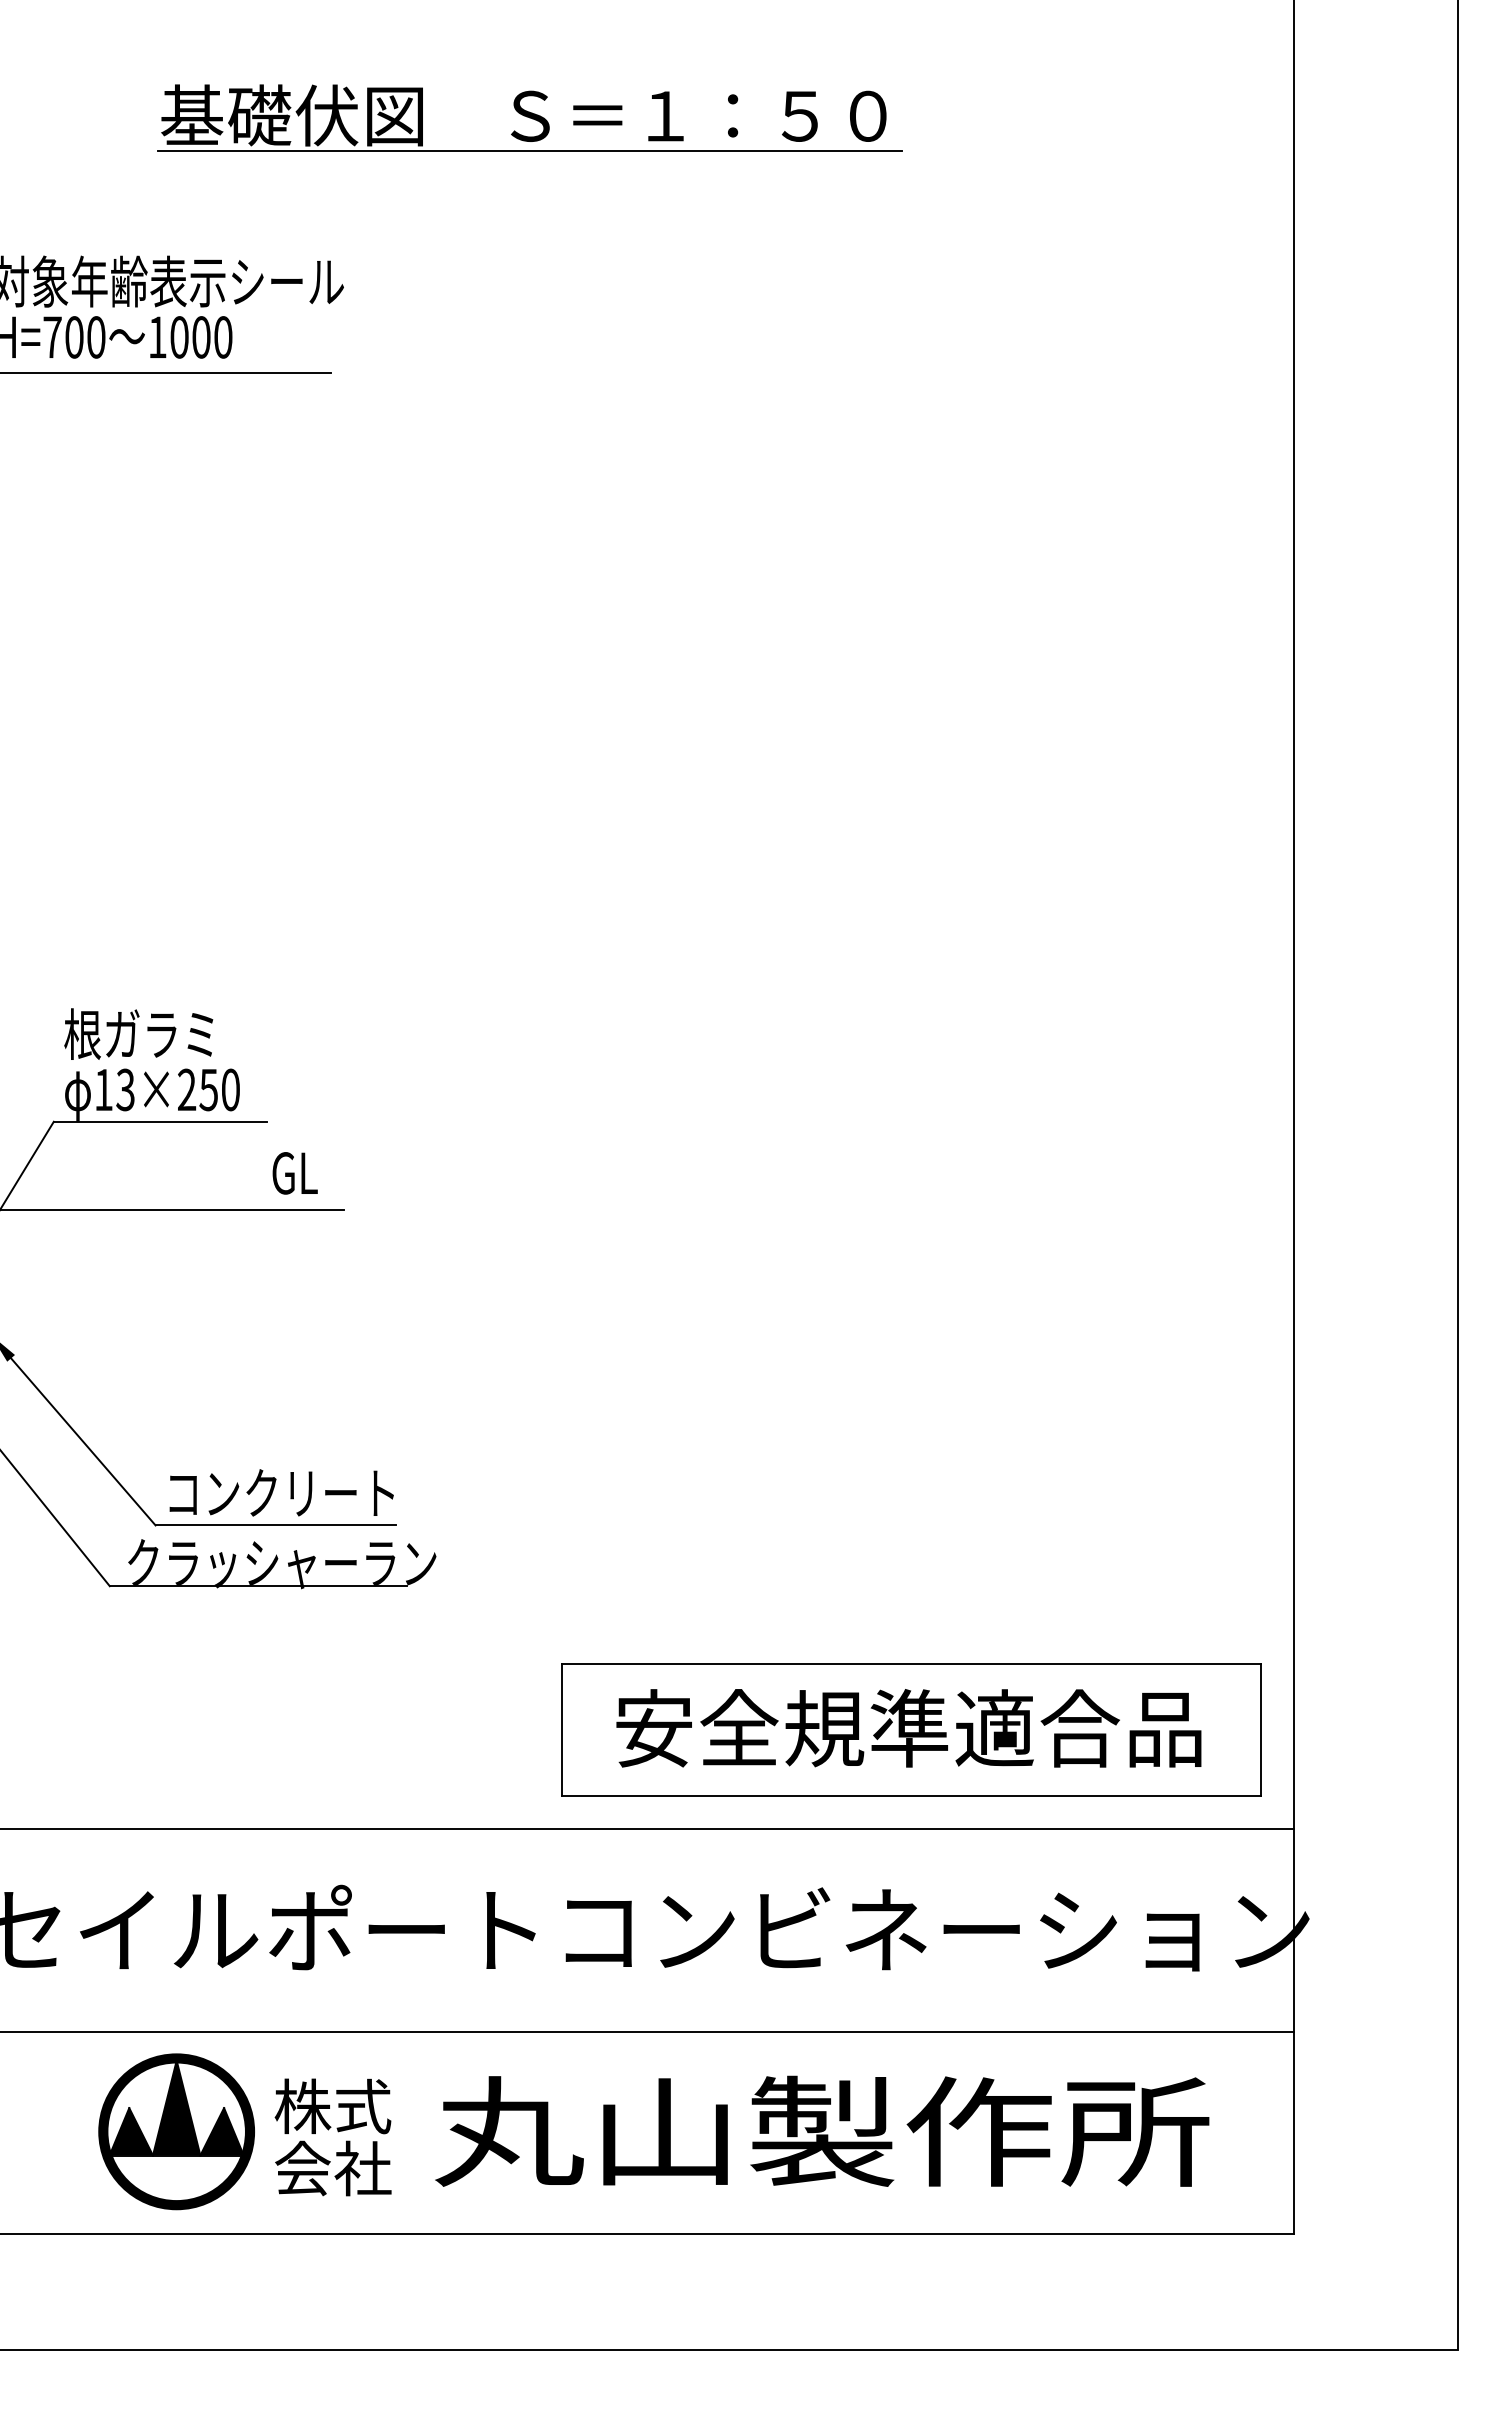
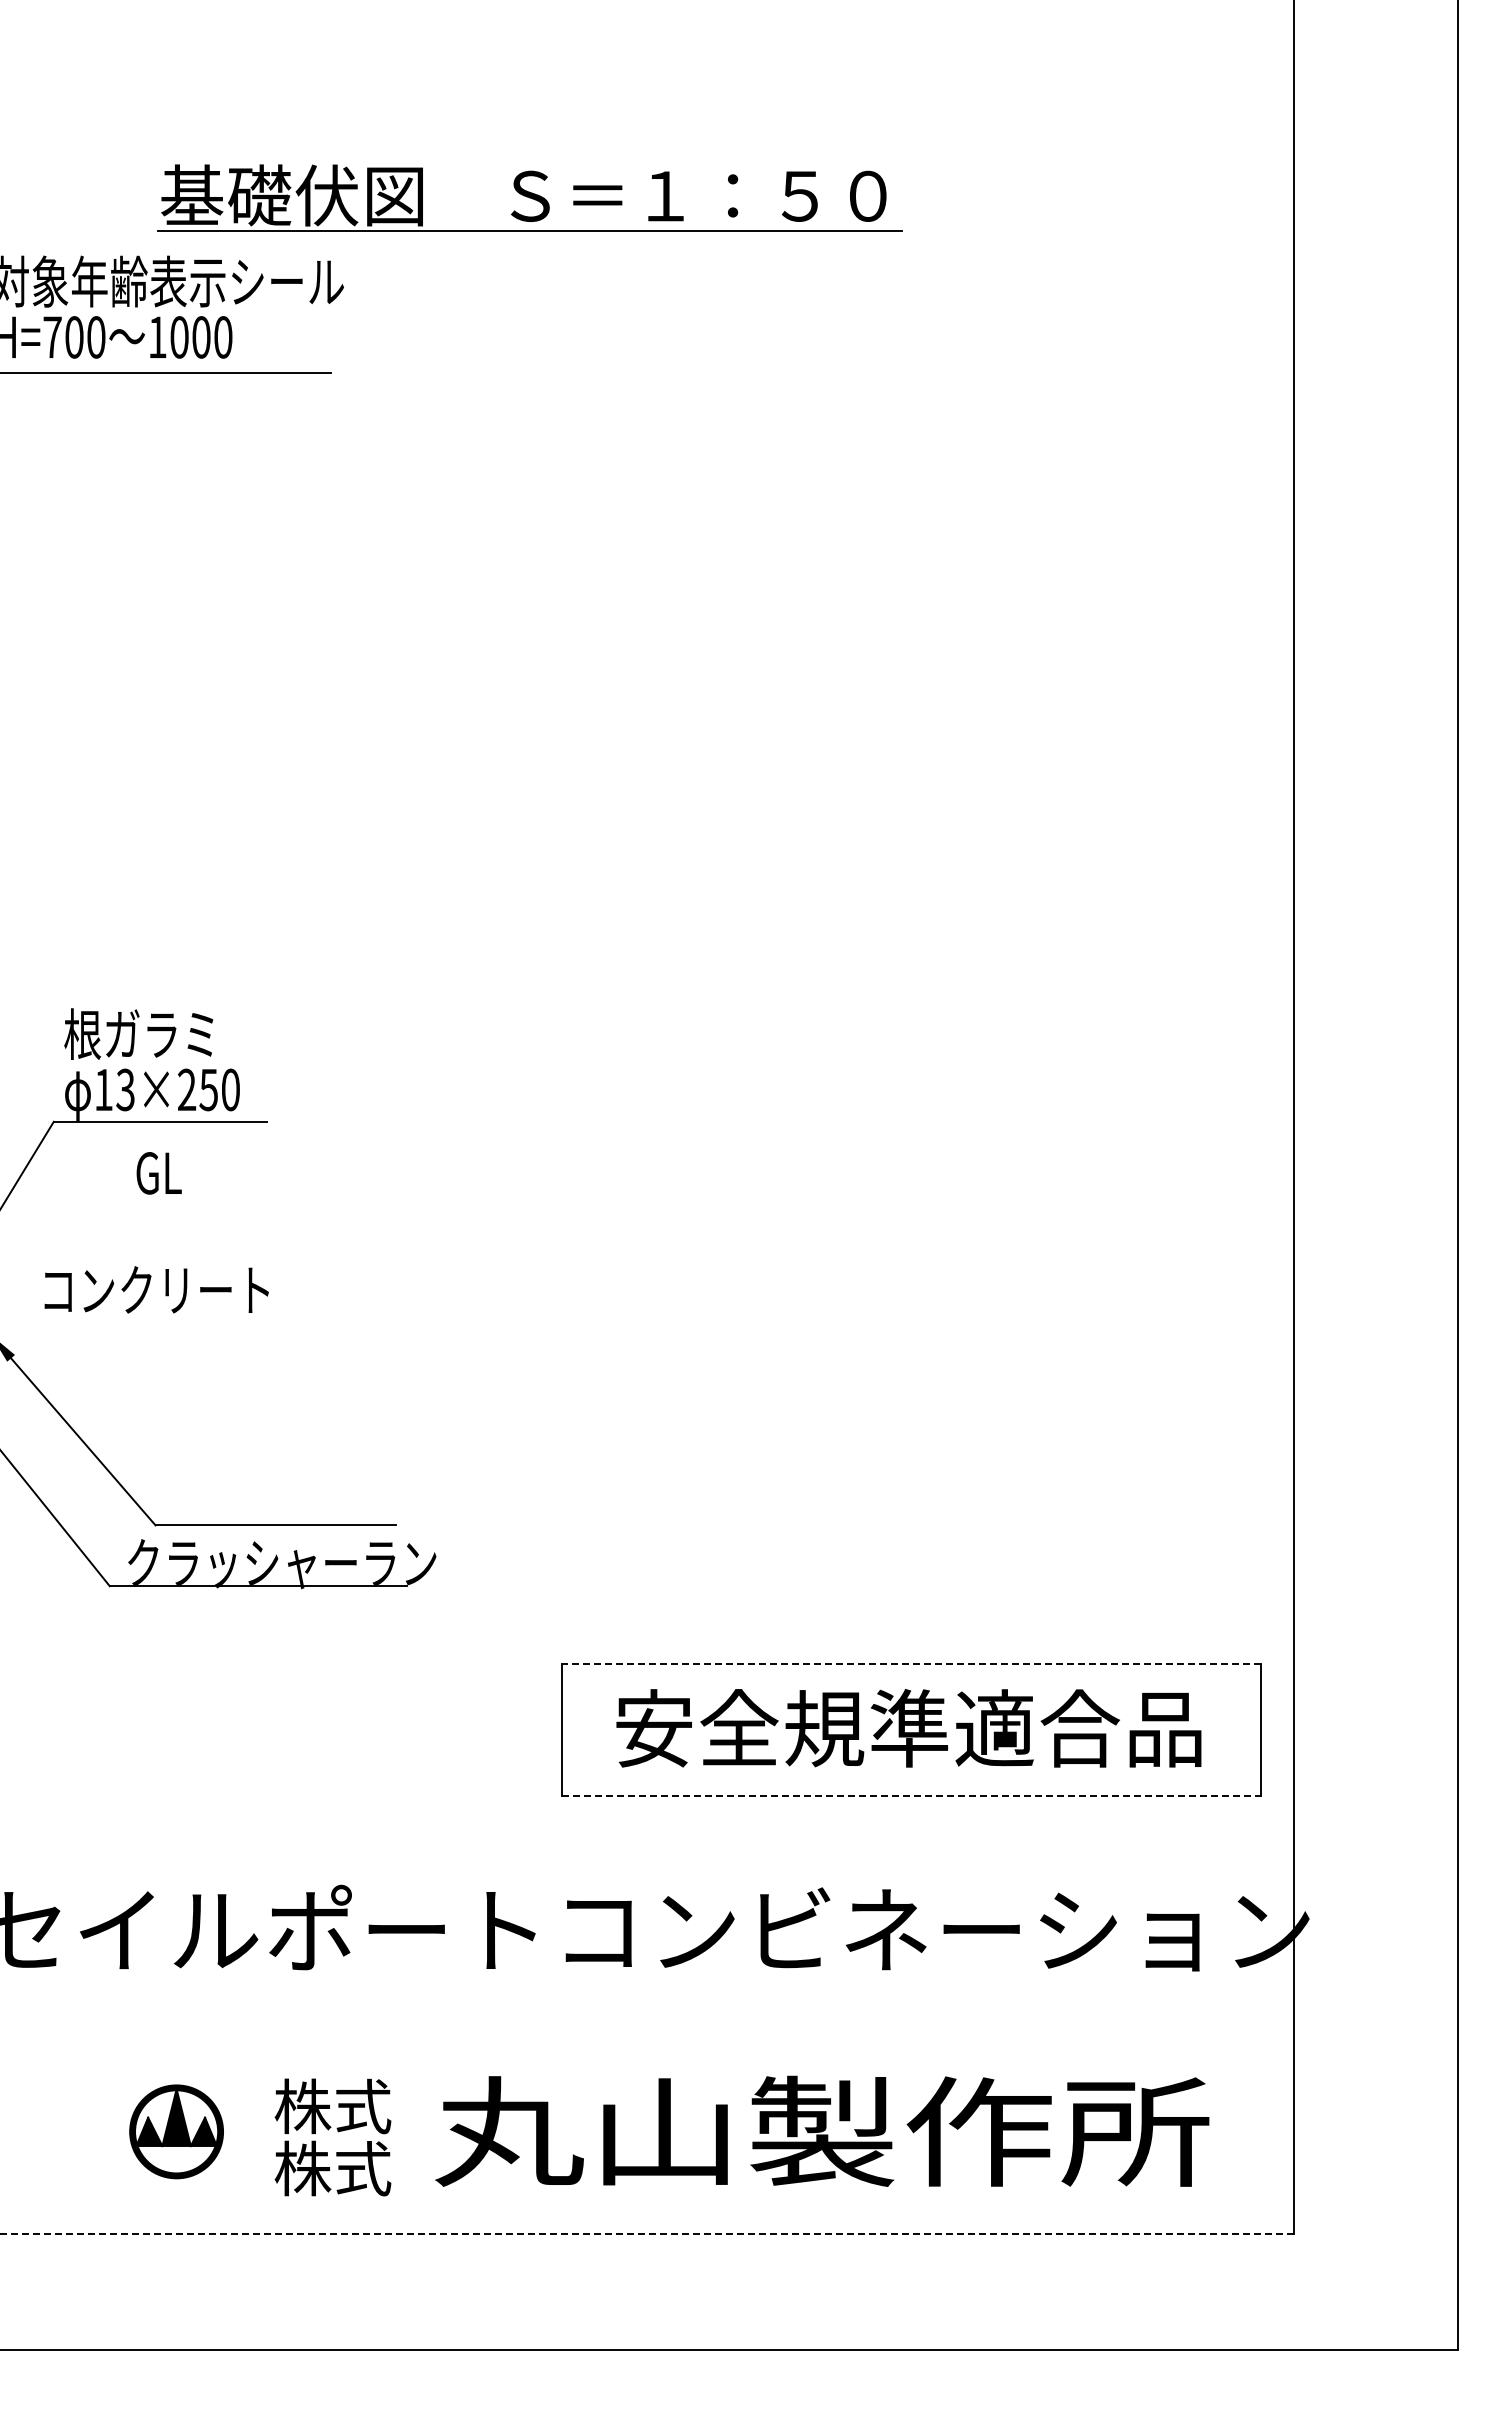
part position: (529, 117) -> (529, 197) (529, 197)
text position: (294, 1173) -> (158, 1173) (158, 1173)
line: present -> none (173, 1209)
text position: (281, 1492) -> (156, 1289) (156, 1289)
line: solid -> dashed (911, 1664)
line: solid -> dashed (911, 1796)
line: present -> none (648, 1828)
line: present -> none (648, 2031)
part size: 157x158 px -> 95x96 px (176, 2131)
text: 会社 -> 株式 (332, 2168)
line: solid -> dashed (647, 2234)
